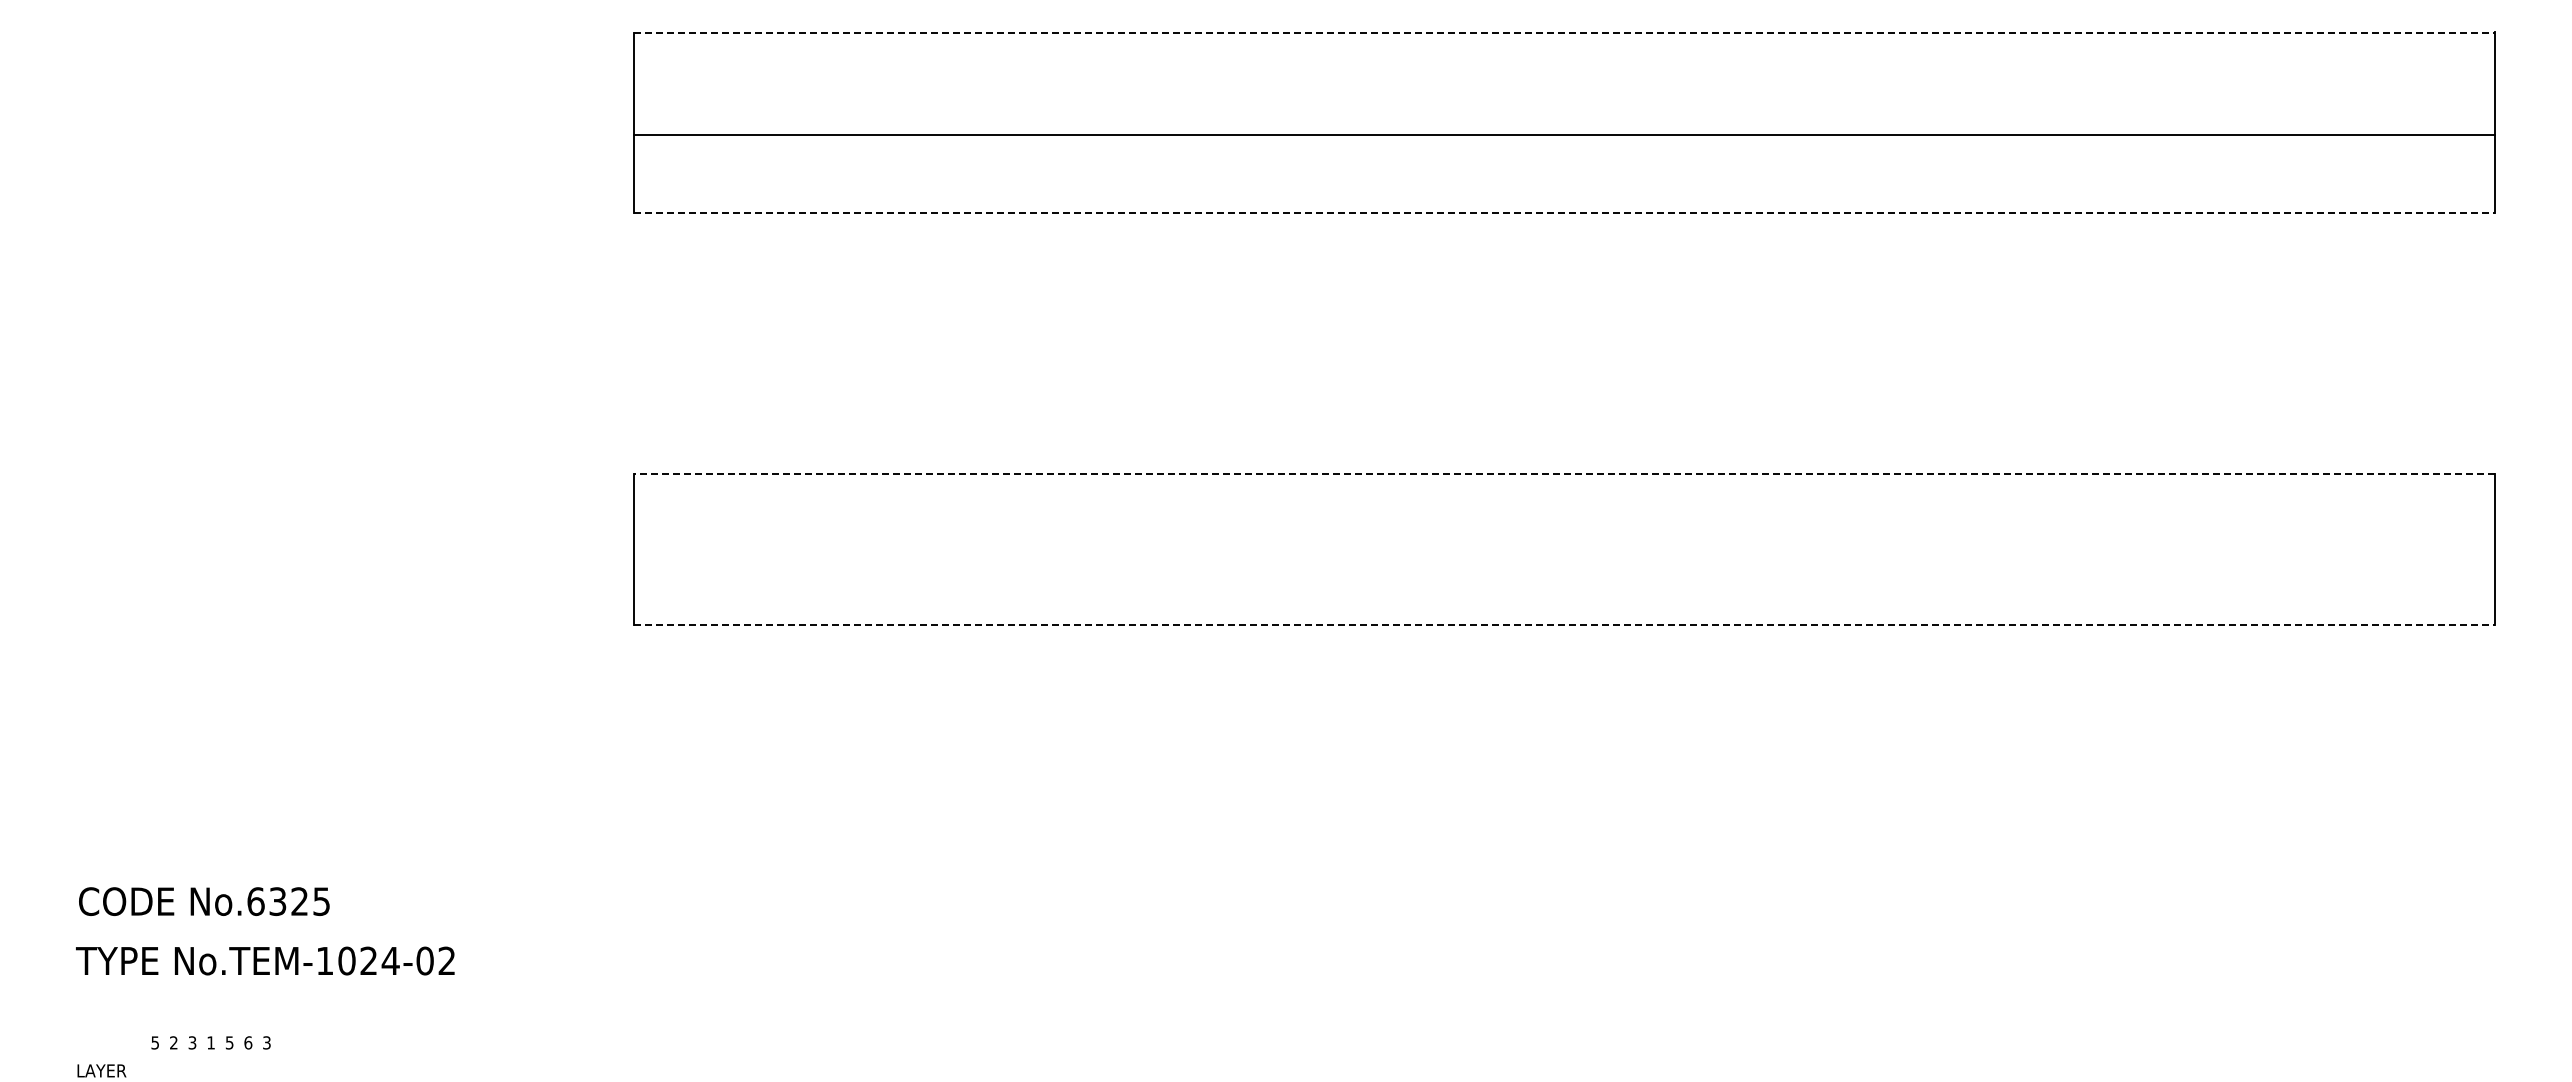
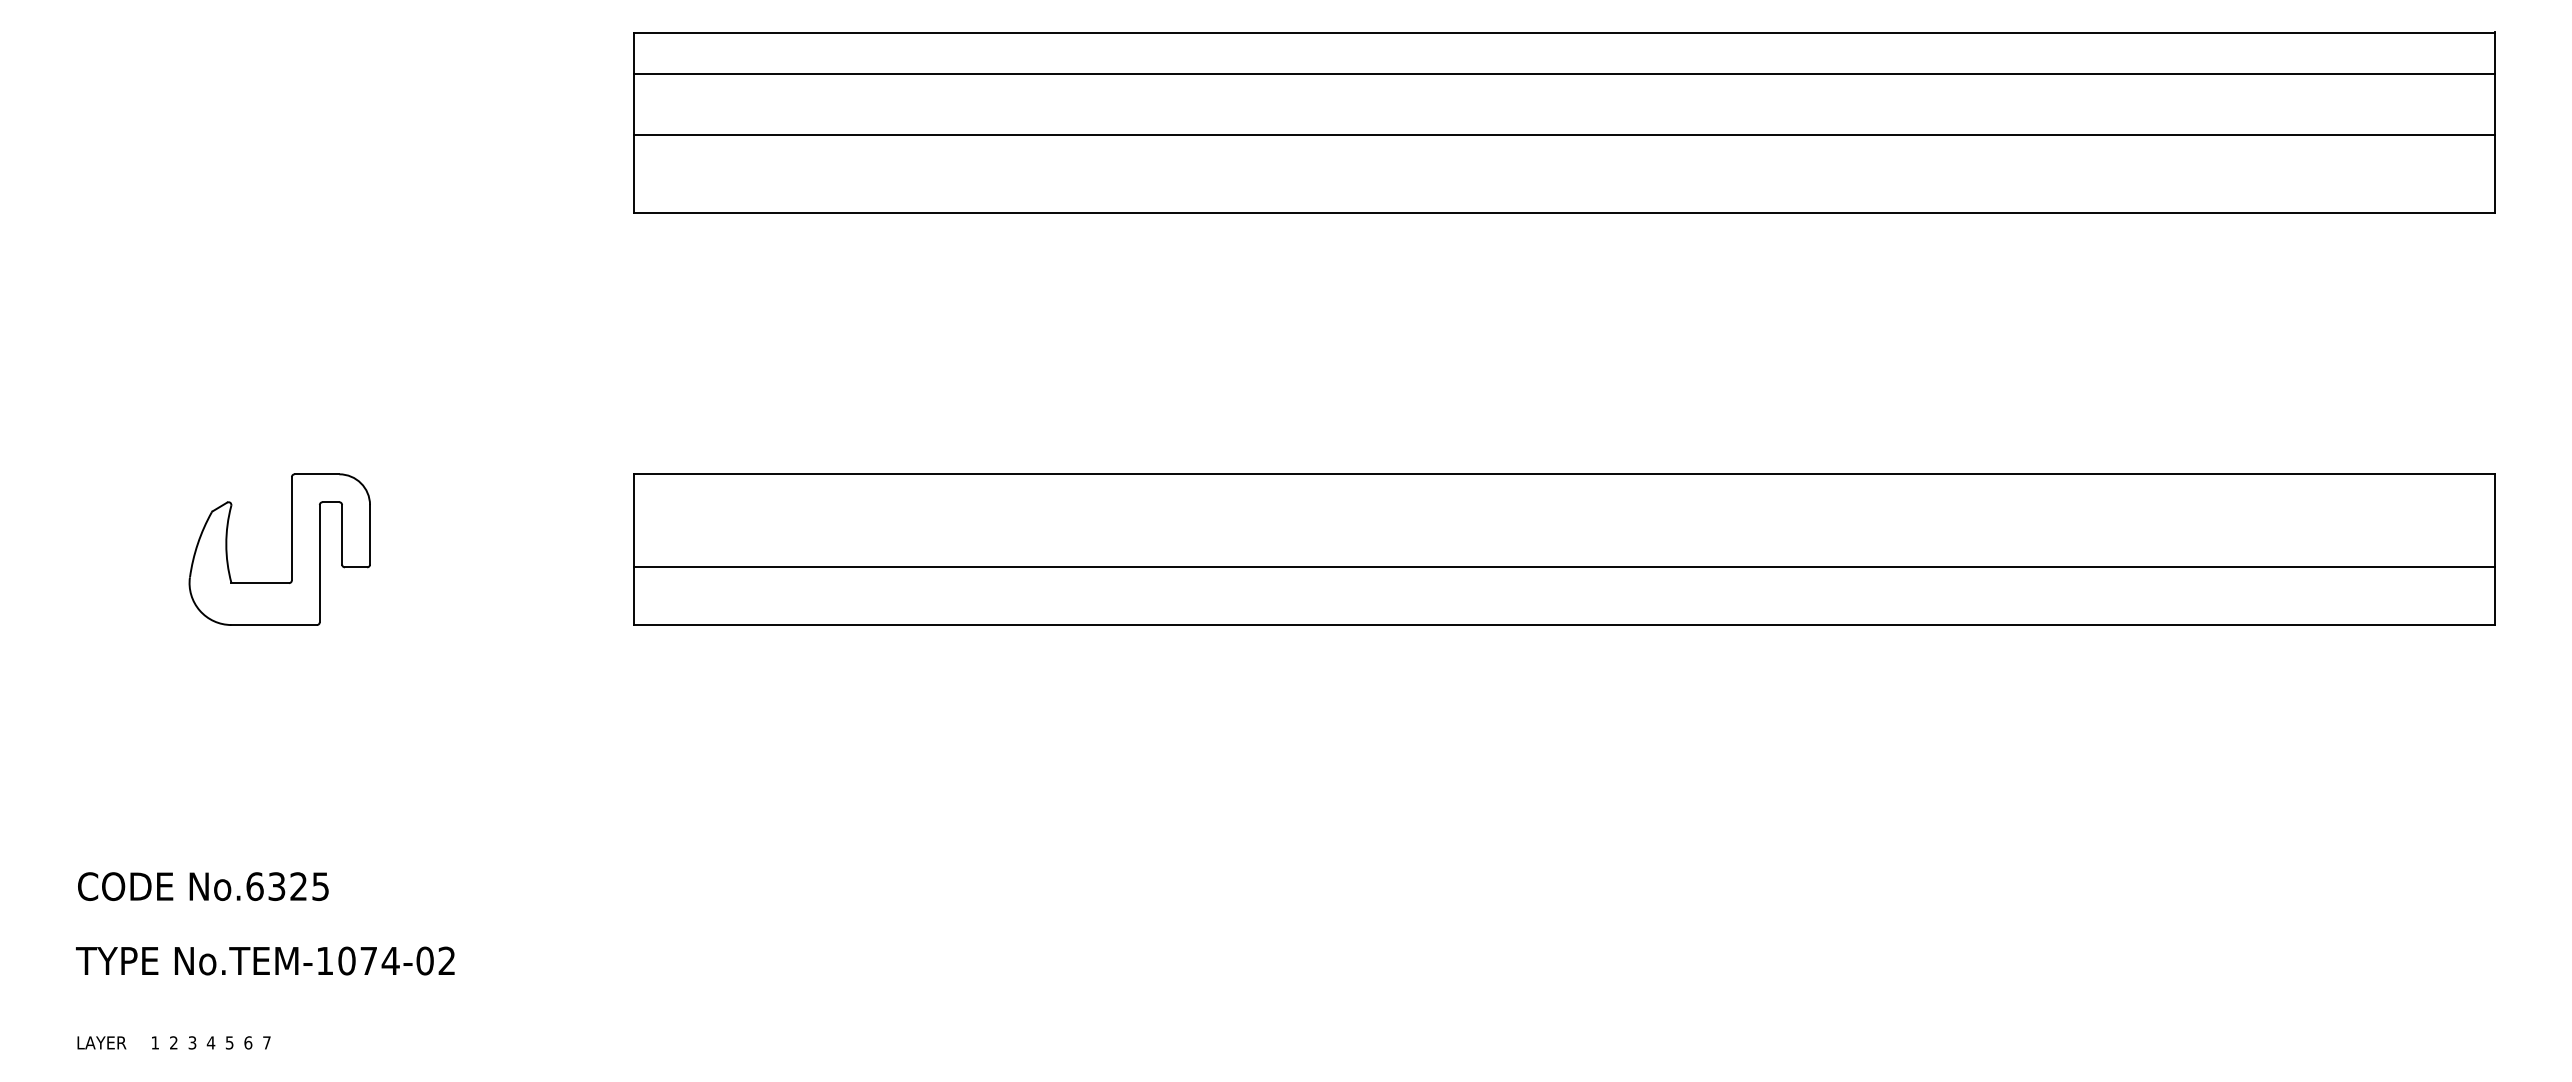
line: dashed -> solid (1565, 32)
line: none -> present (1564, 74)
line: dashed -> solid (1565, 213)
line: dashed -> solid (1564, 474)
part: none -> present (291, 549)
line: none -> present (1564, 567)
line: dashed -> solid (1565, 625)
text position: (204, 901) -> (203, 886) (203, 886)
text: No.TEM-1024-02 -> No.TEM-1074-02 (368, 960)
text: 5 -> 1 (154, 1042)
text: 1 -> 4 (210, 1042)
text: 3 -> 7 (266, 1042)
text position: (101, 1070) -> (101, 1042) (101, 1042)
